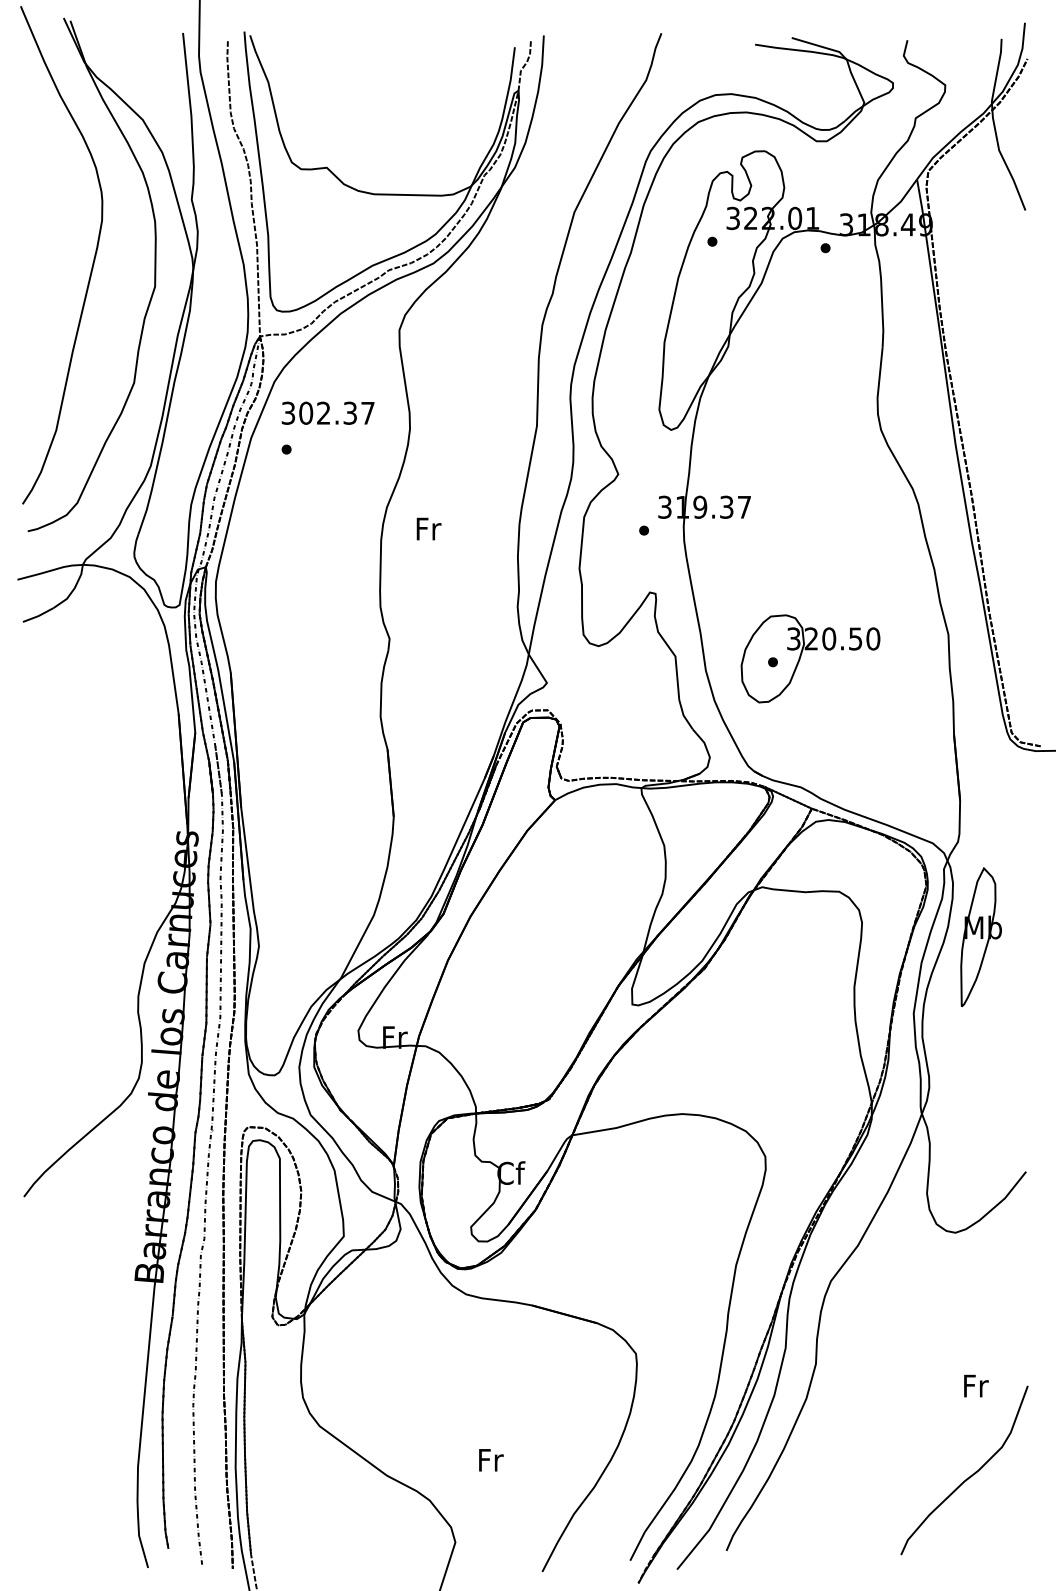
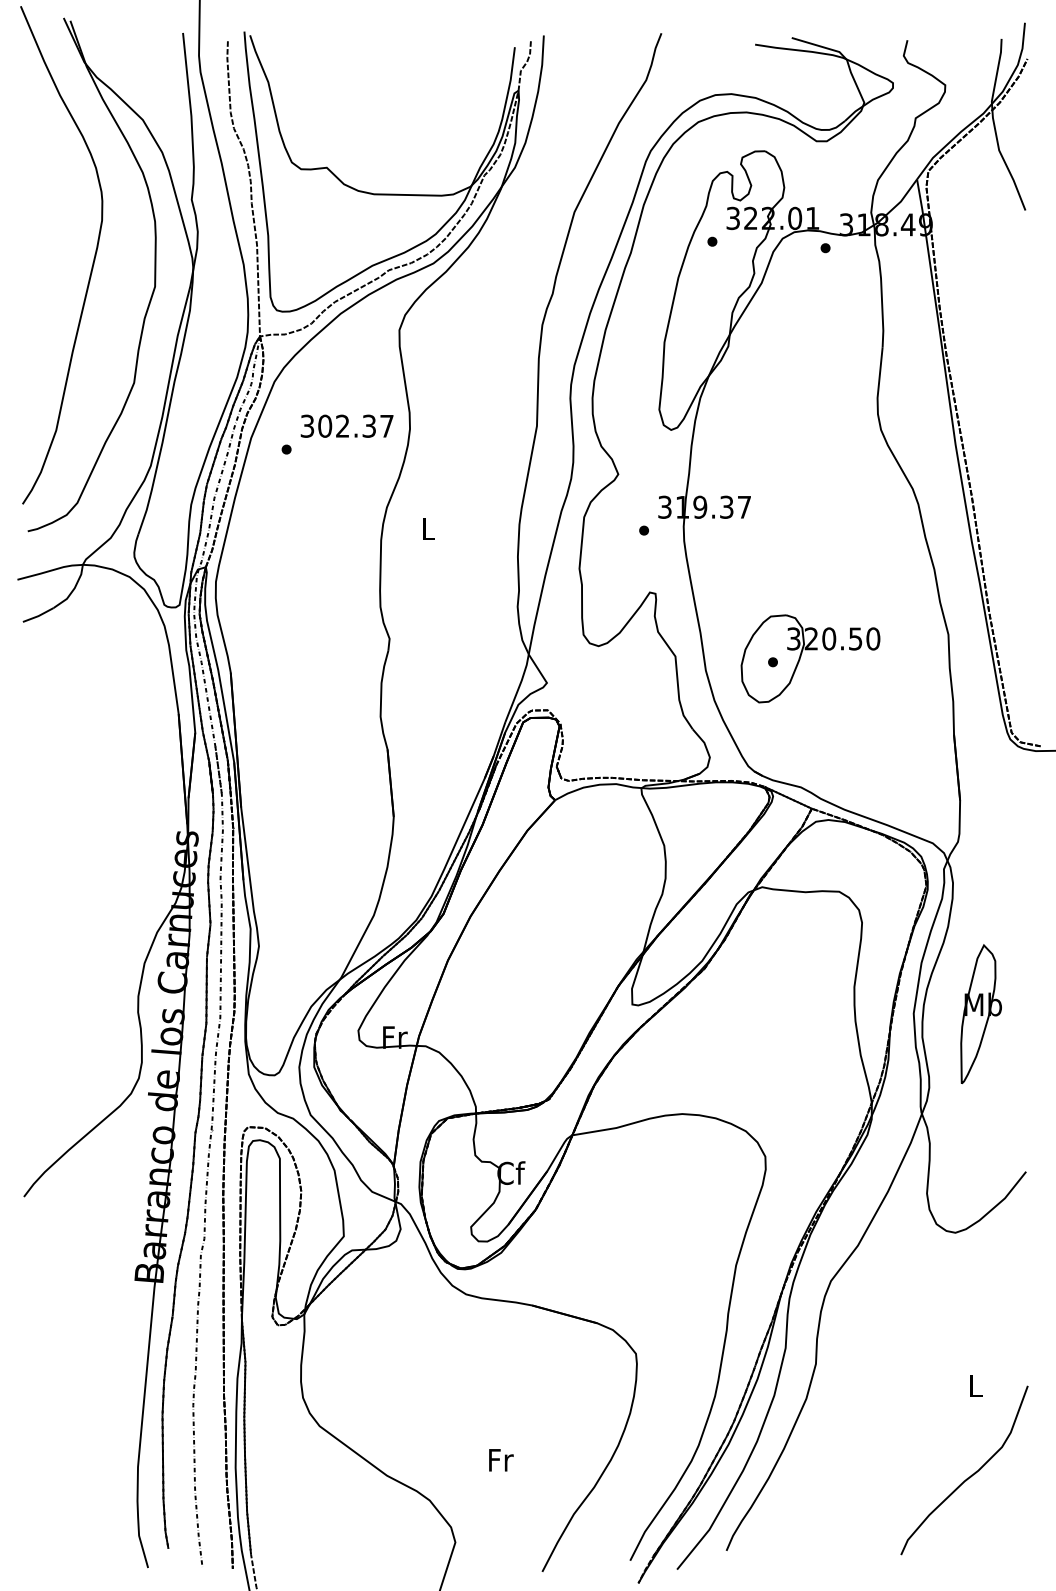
text position: (327, 412) -> (346, 425) (346, 425)
text: Fr -> L (428, 528)
part position: (980, 937) -> (980, 1014) (980, 1014)
text: Fr -> L (976, 1385)
text position: (491, 1460) -> (501, 1460) (501, 1460)
